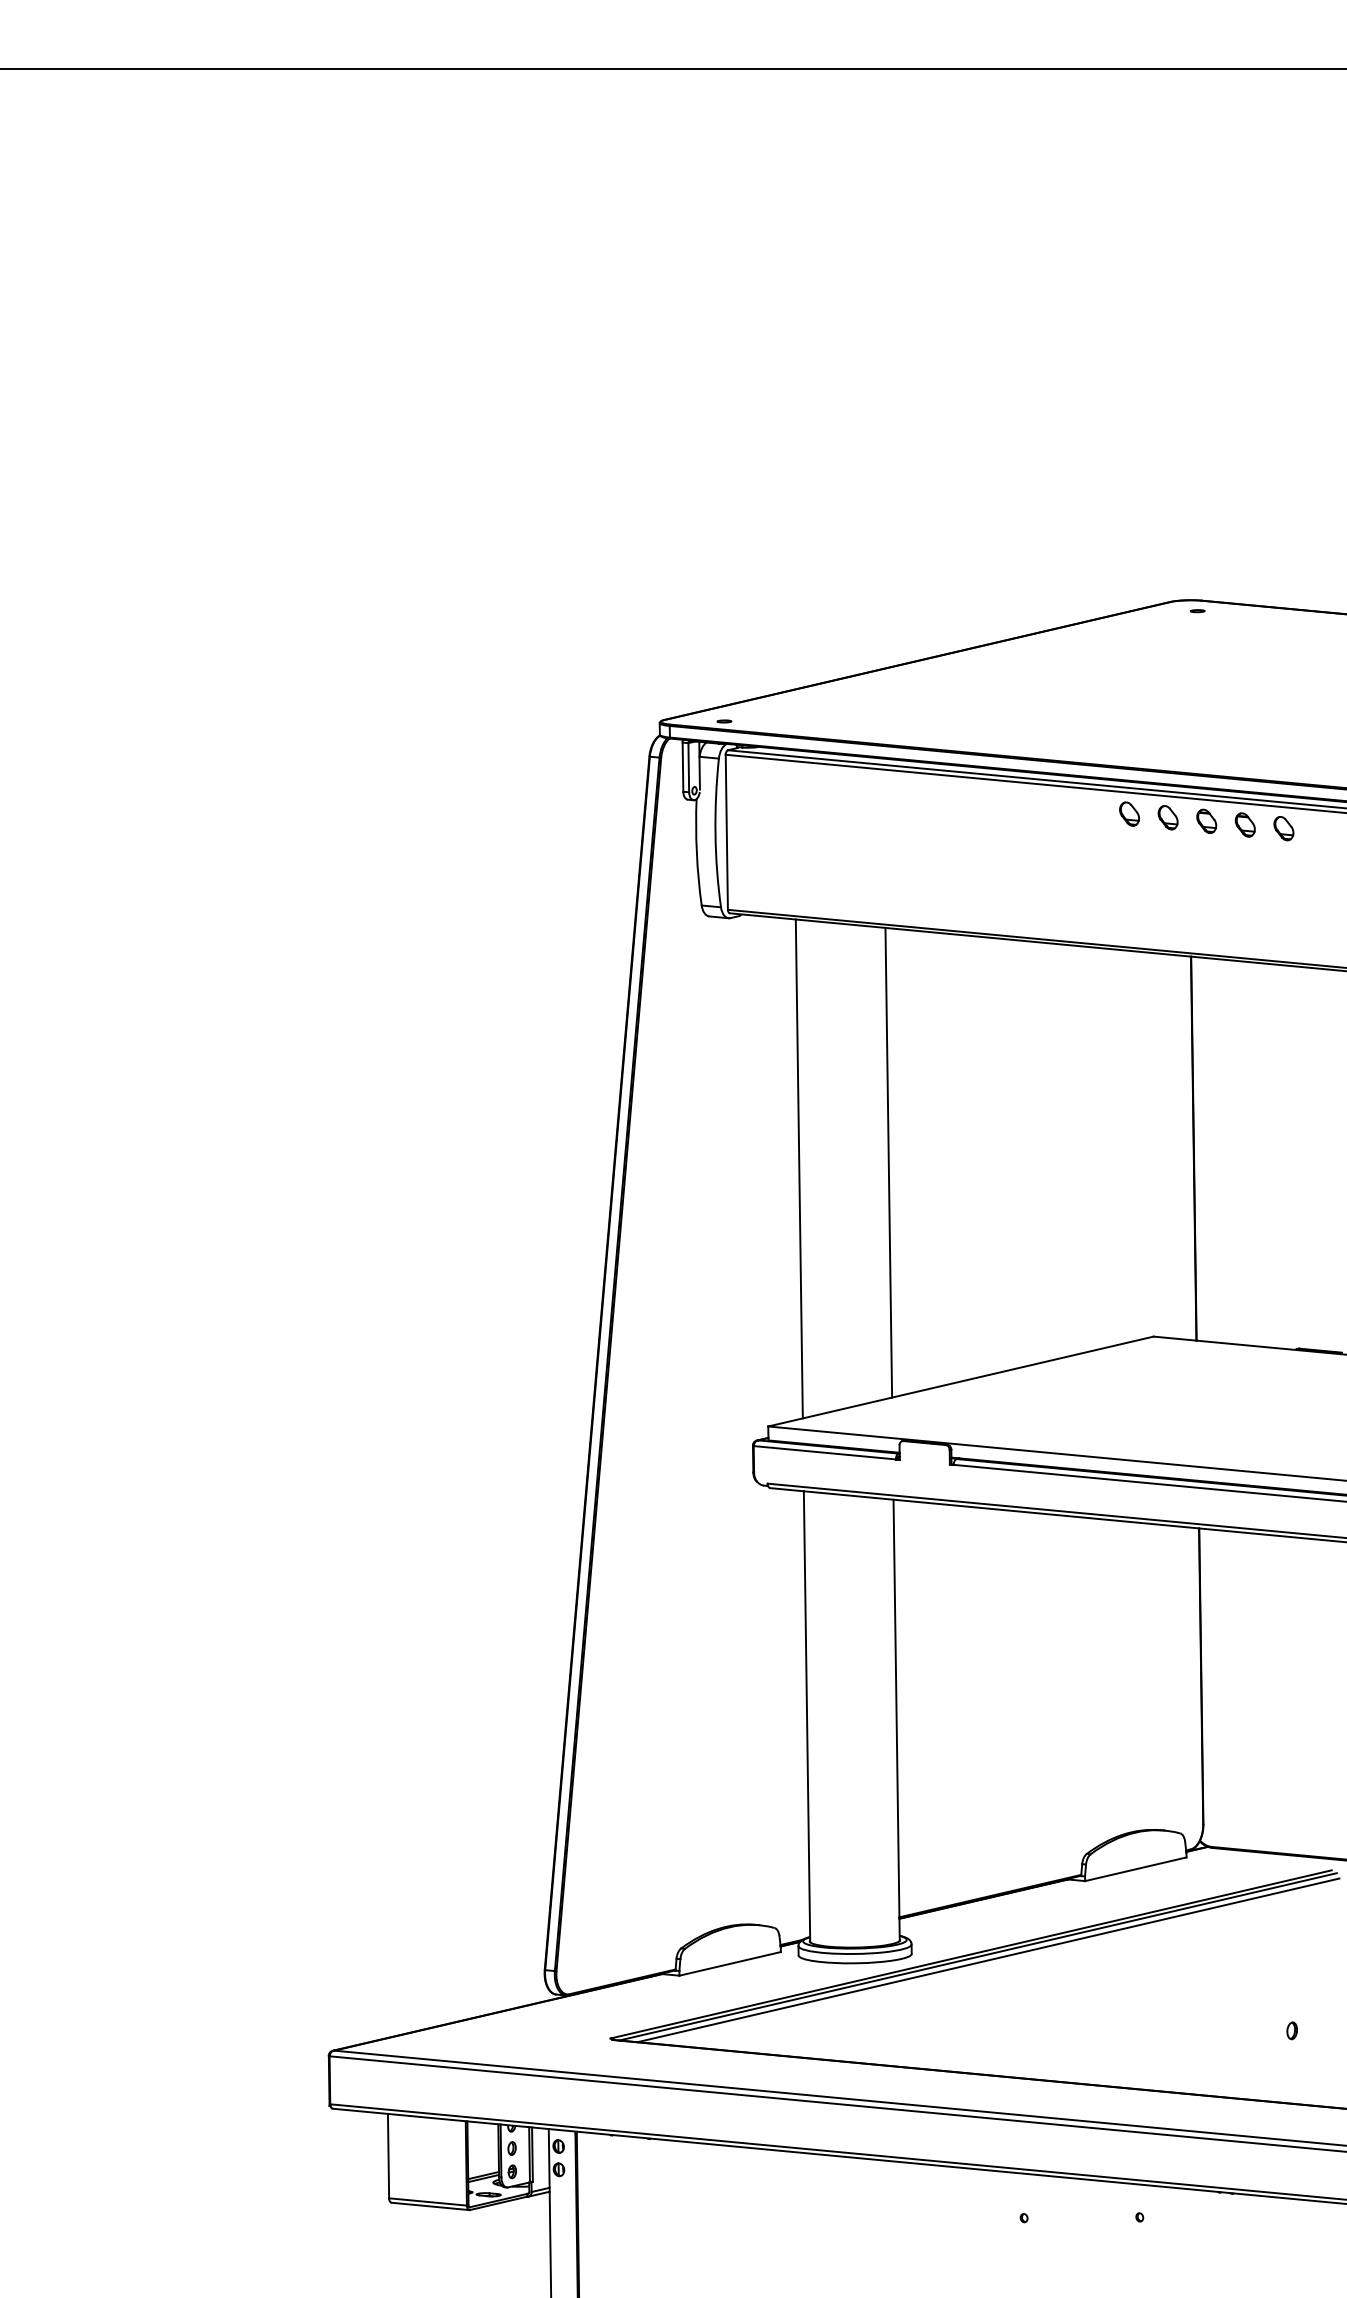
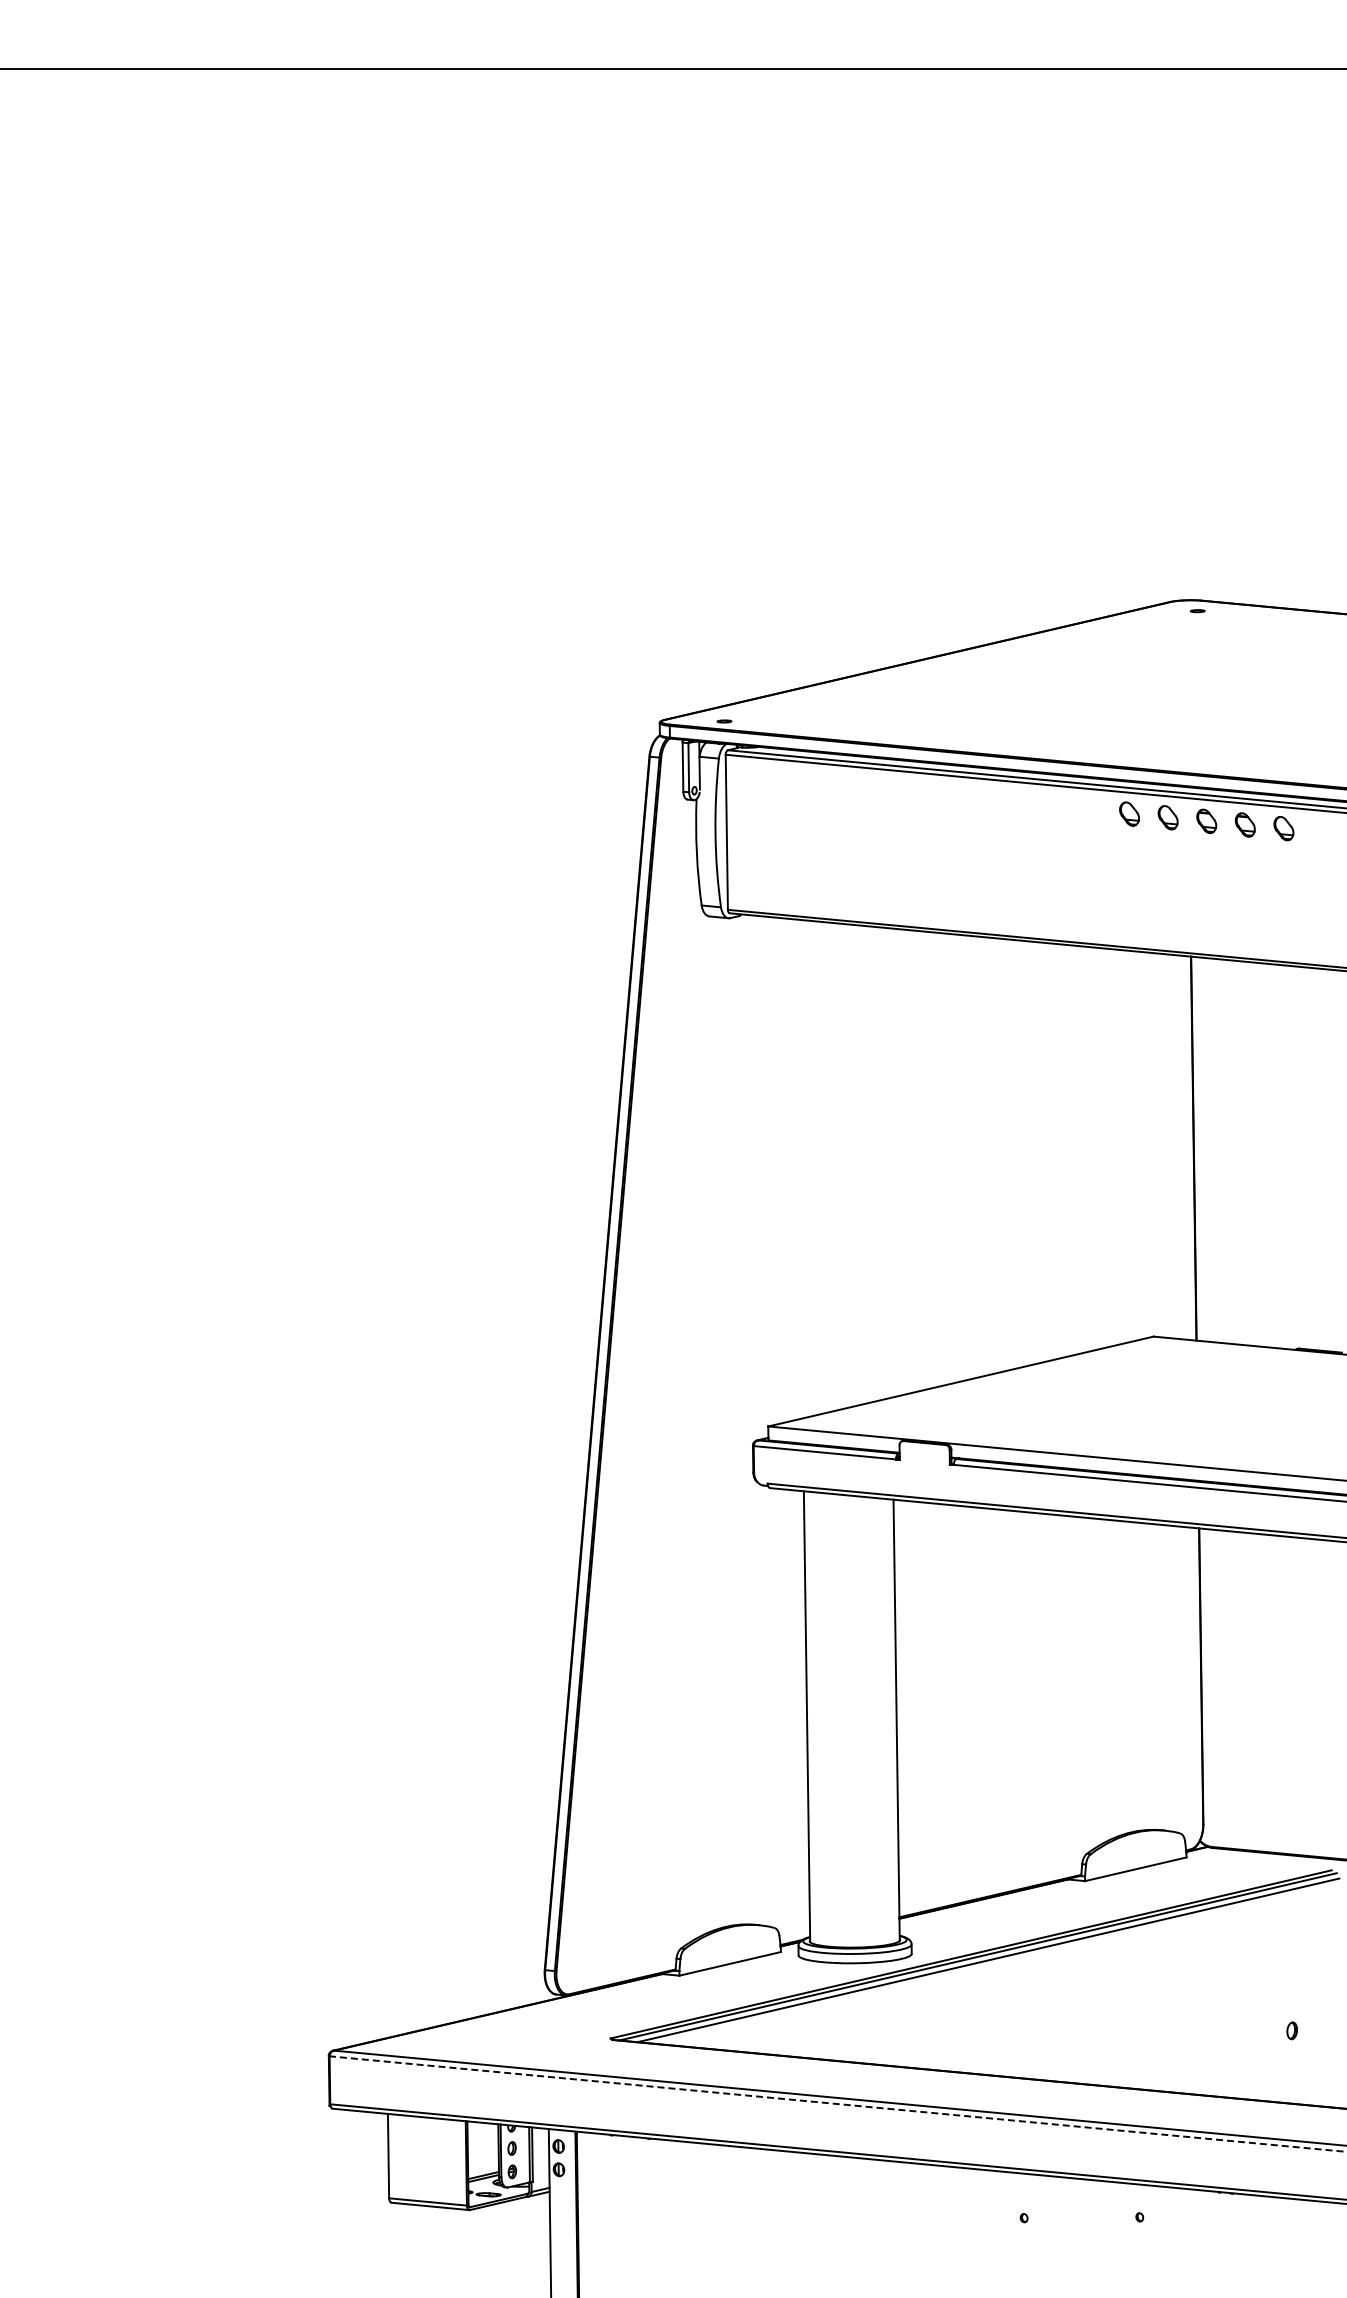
line: present -> none (888, 1162)
line: present -> none (798, 1168)
line: solid -> dashed (838, 2104)
